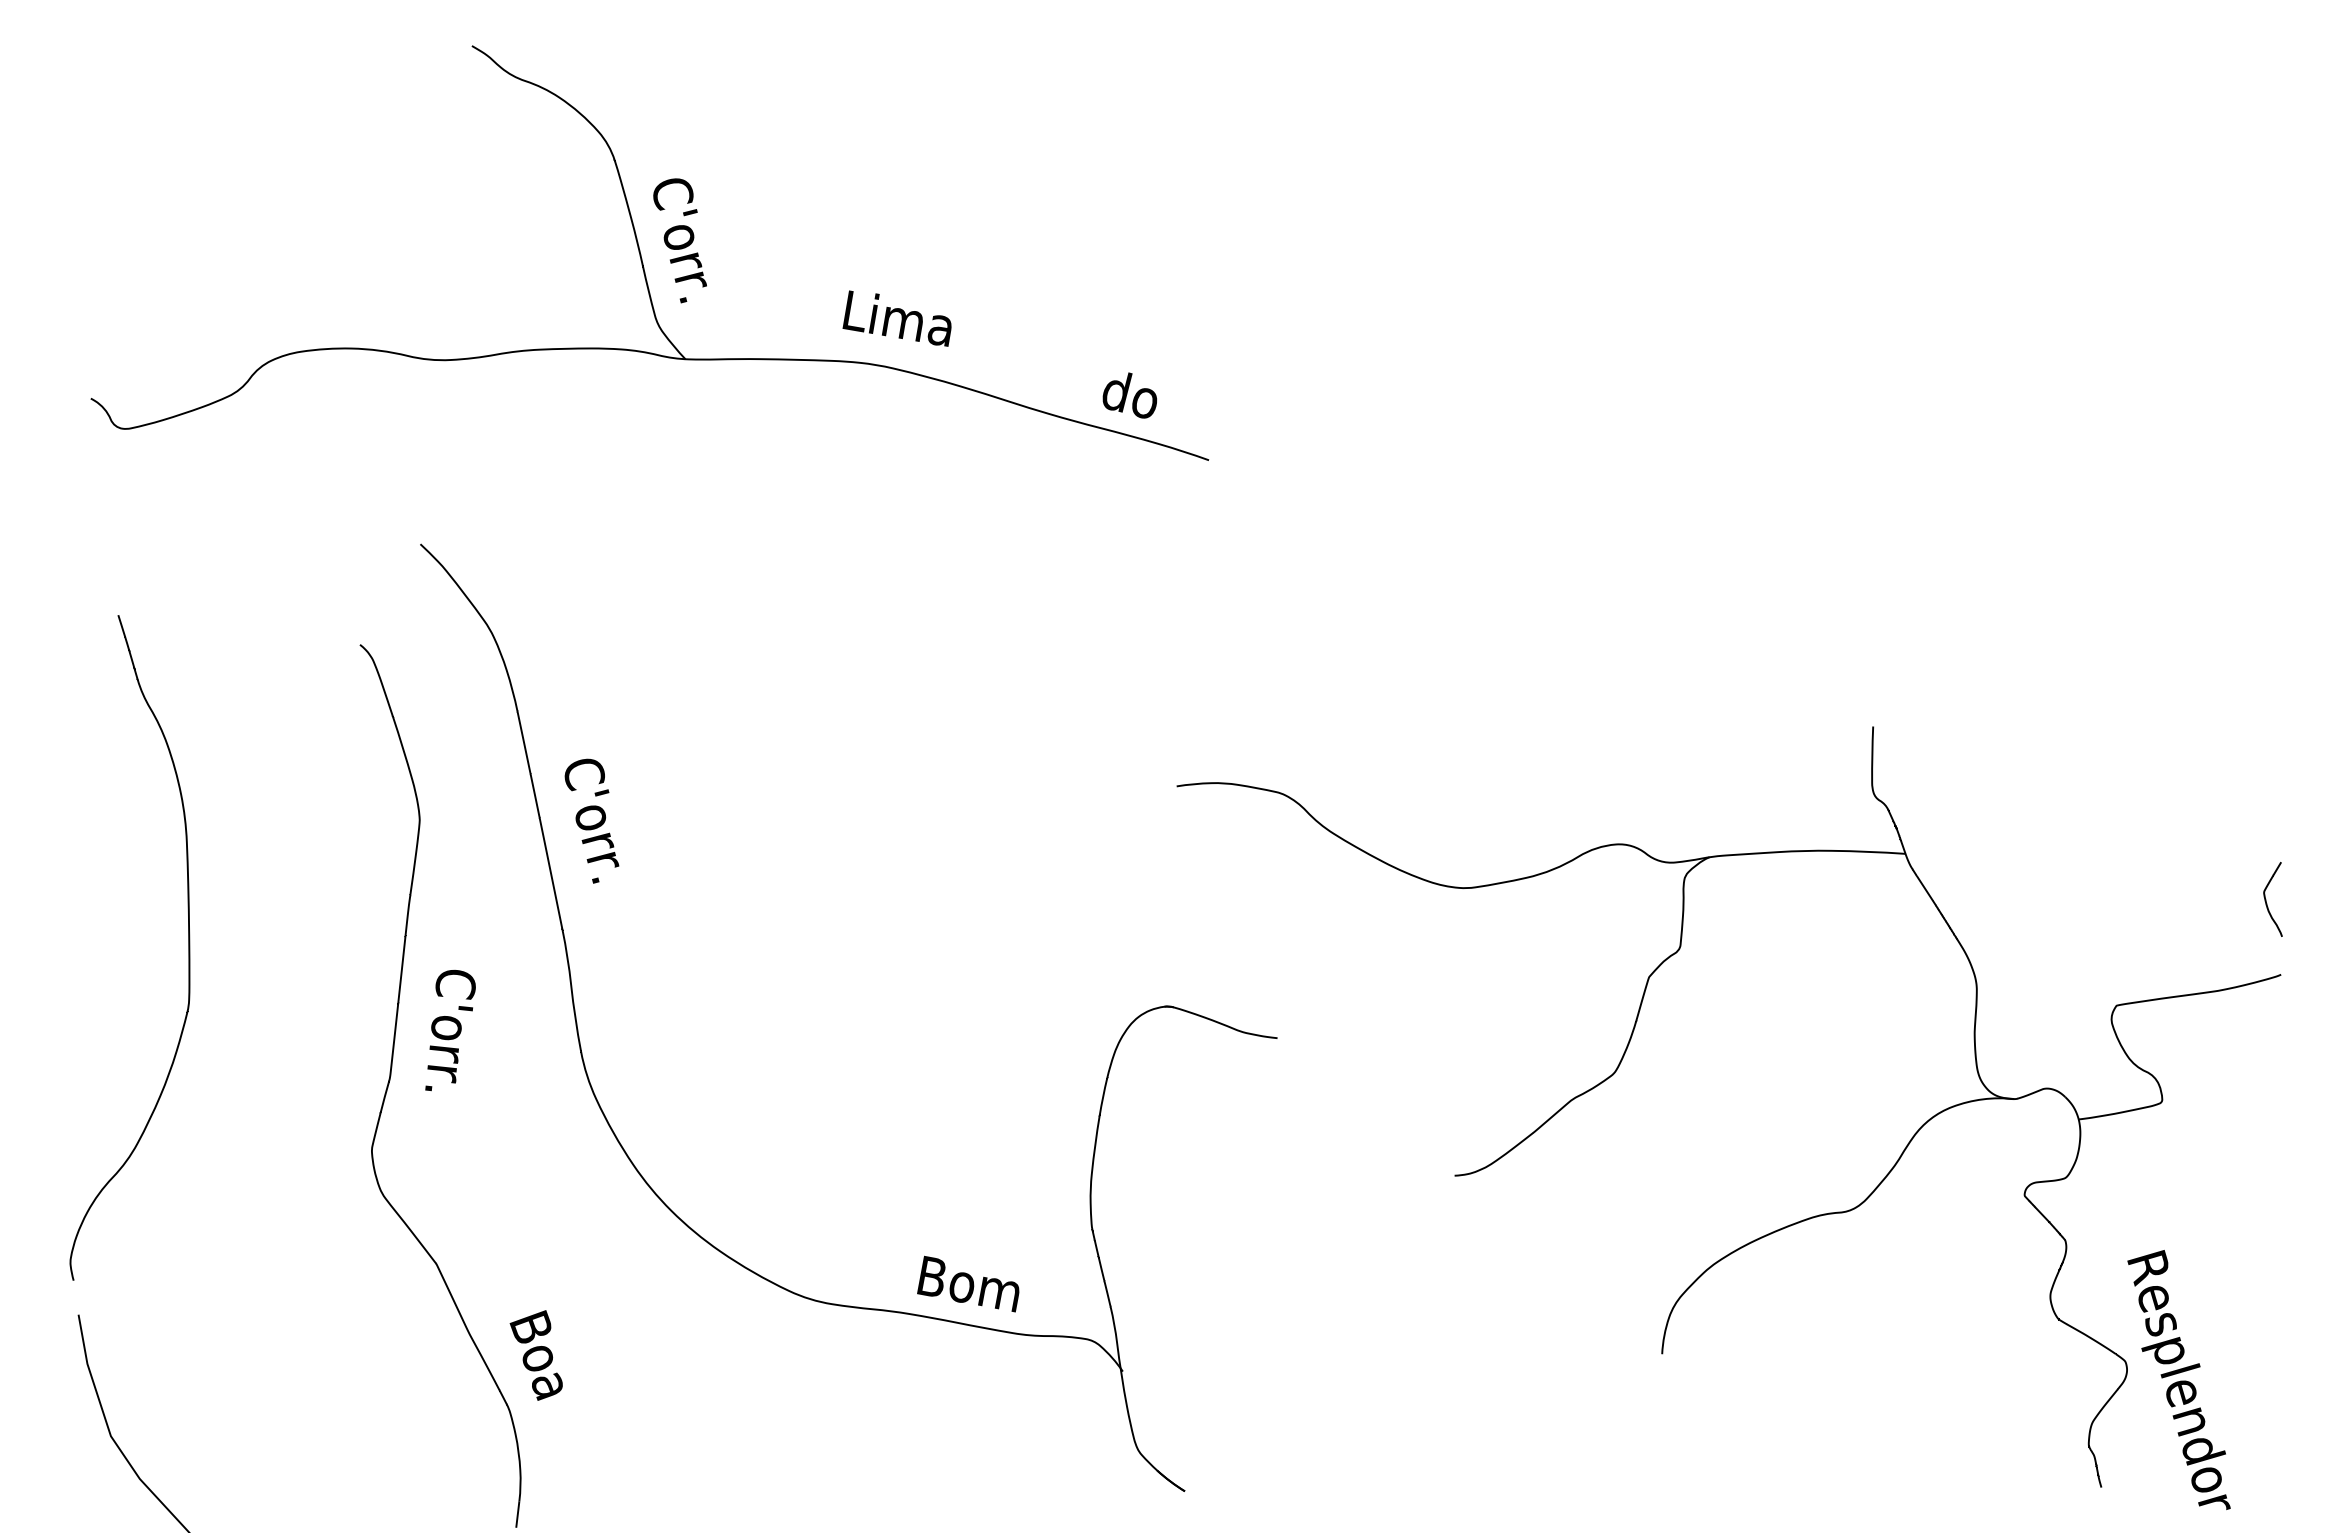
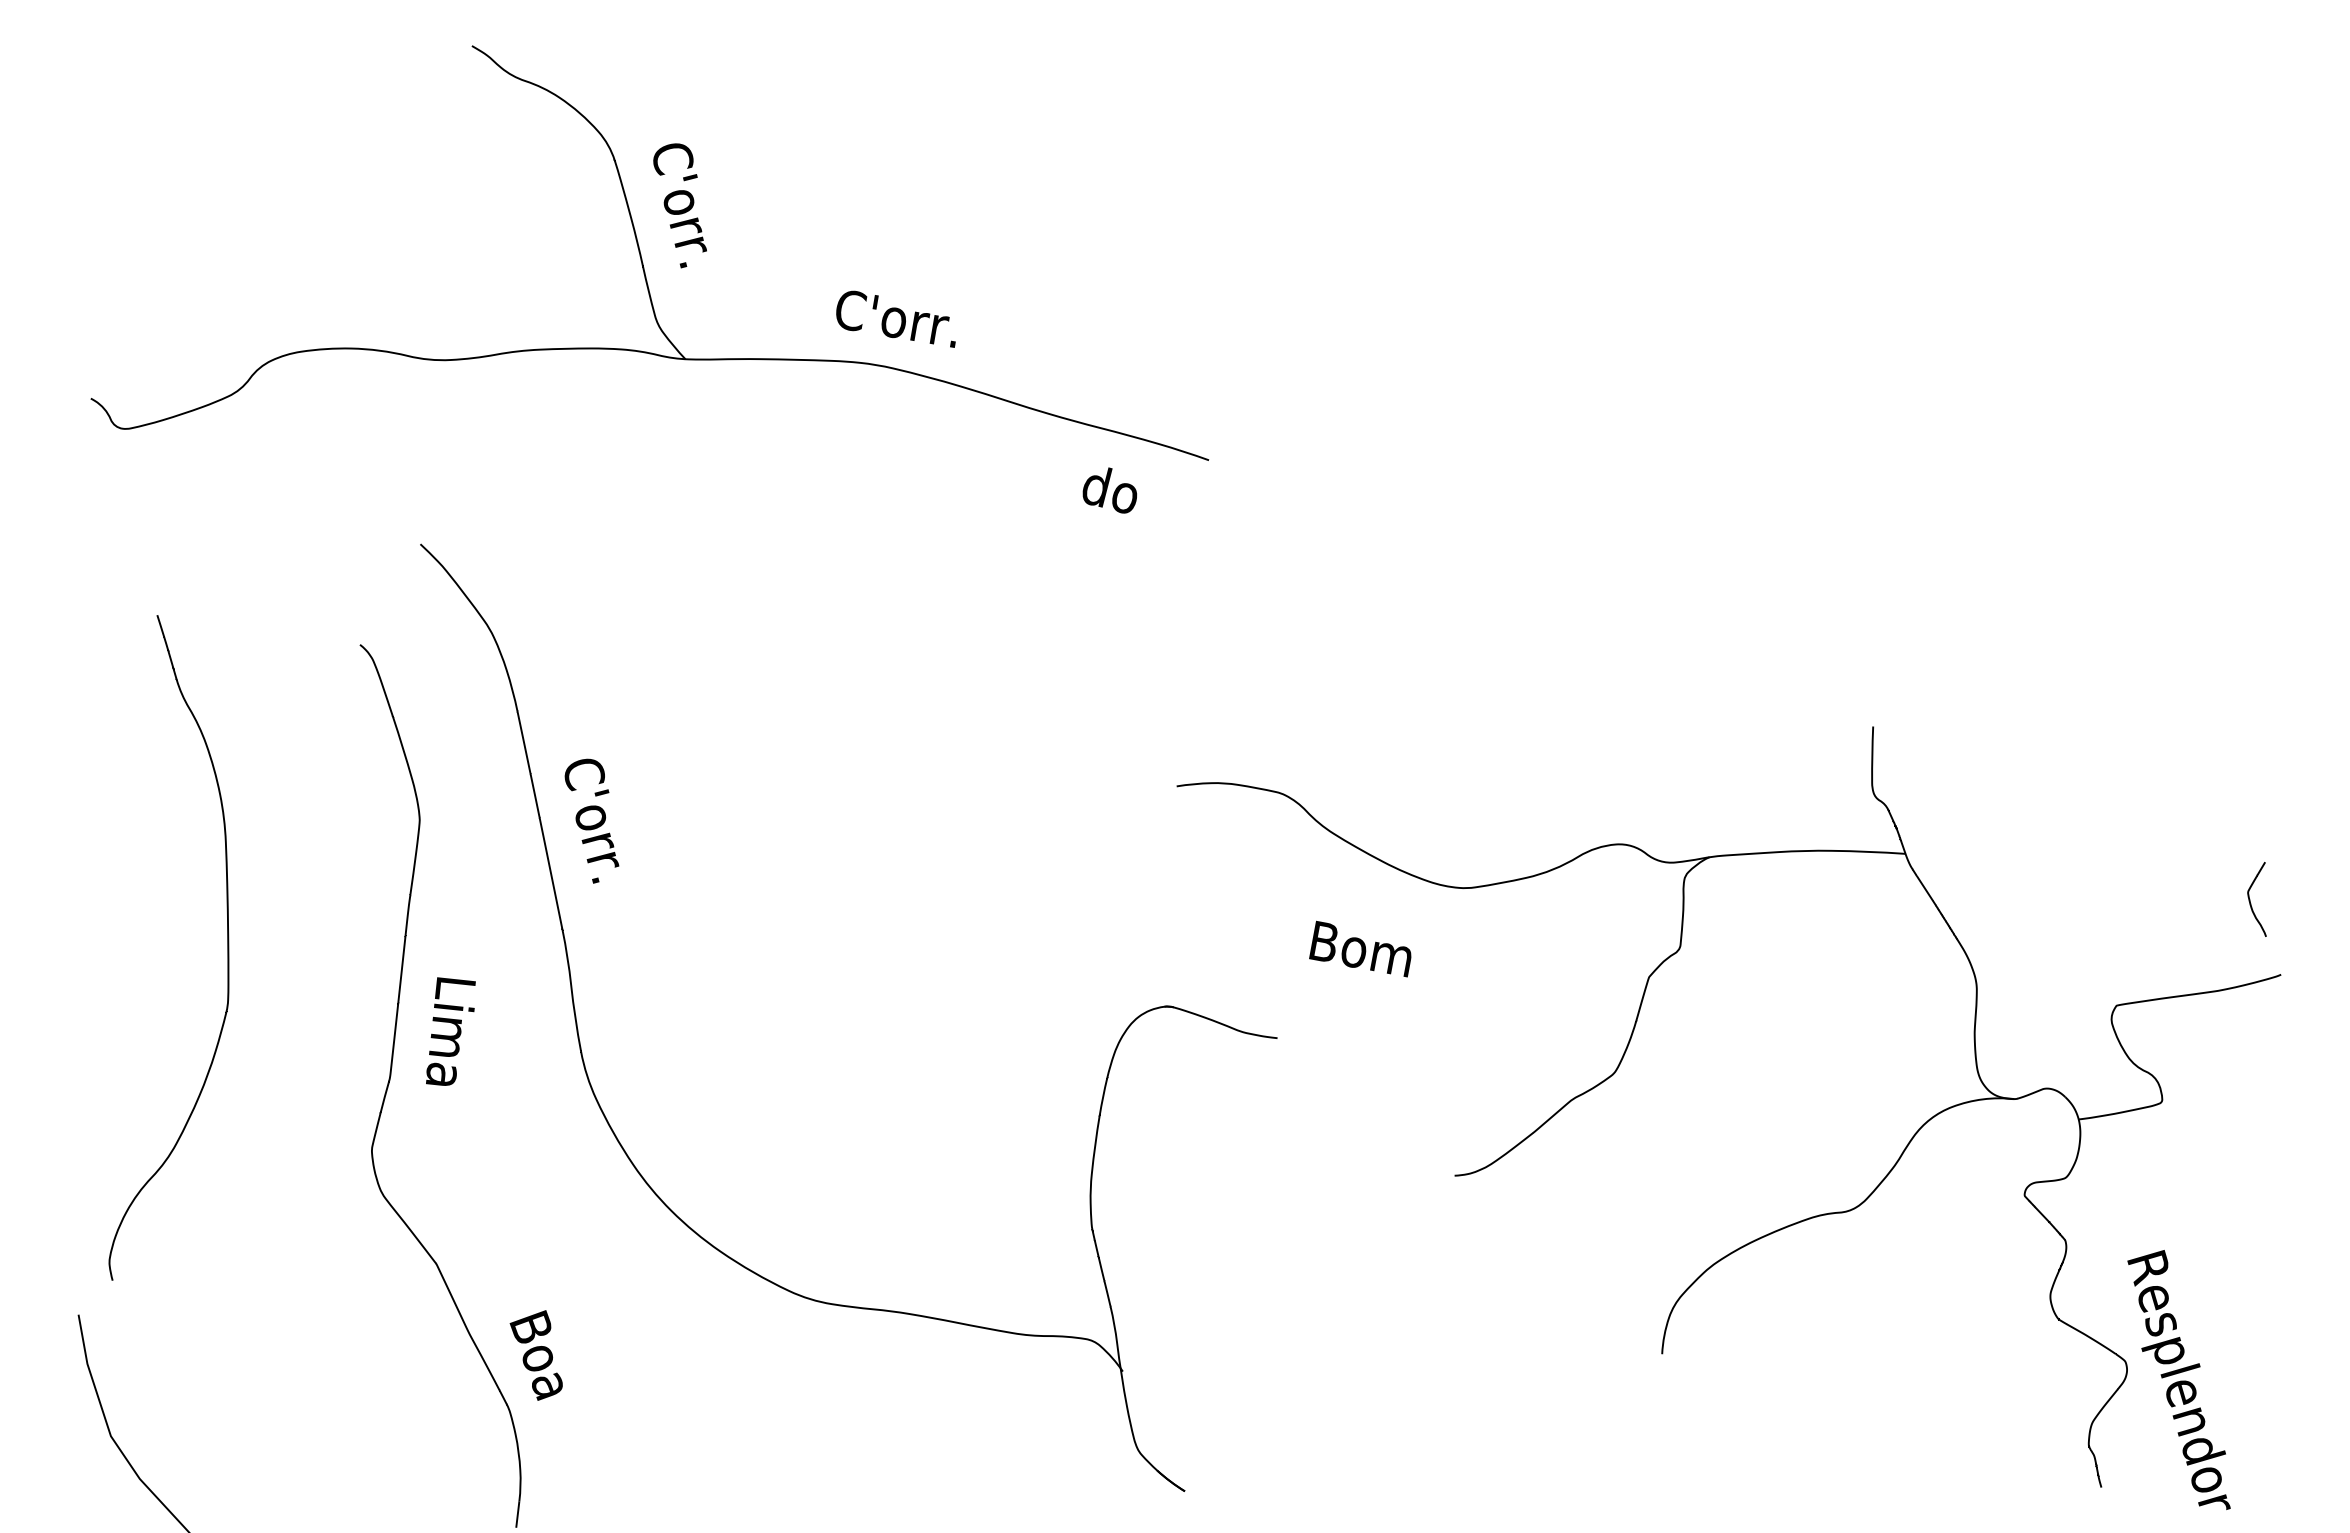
text position: (679, 240) -> (679, 205) (679, 205)
text: Lima -> C'orr. (895, 318)
text position: (1129, 395) -> (1109, 490) (1109, 490)
curve position: (2266, 899) -> (2250, 899) (2250, 899)
curve position: (188, 947) -> (227, 947) (227, 947)
text: C'orr. -> Lima (450, 1030)
text position: (968, 1283) -> (1360, 948) (1360, 948)
